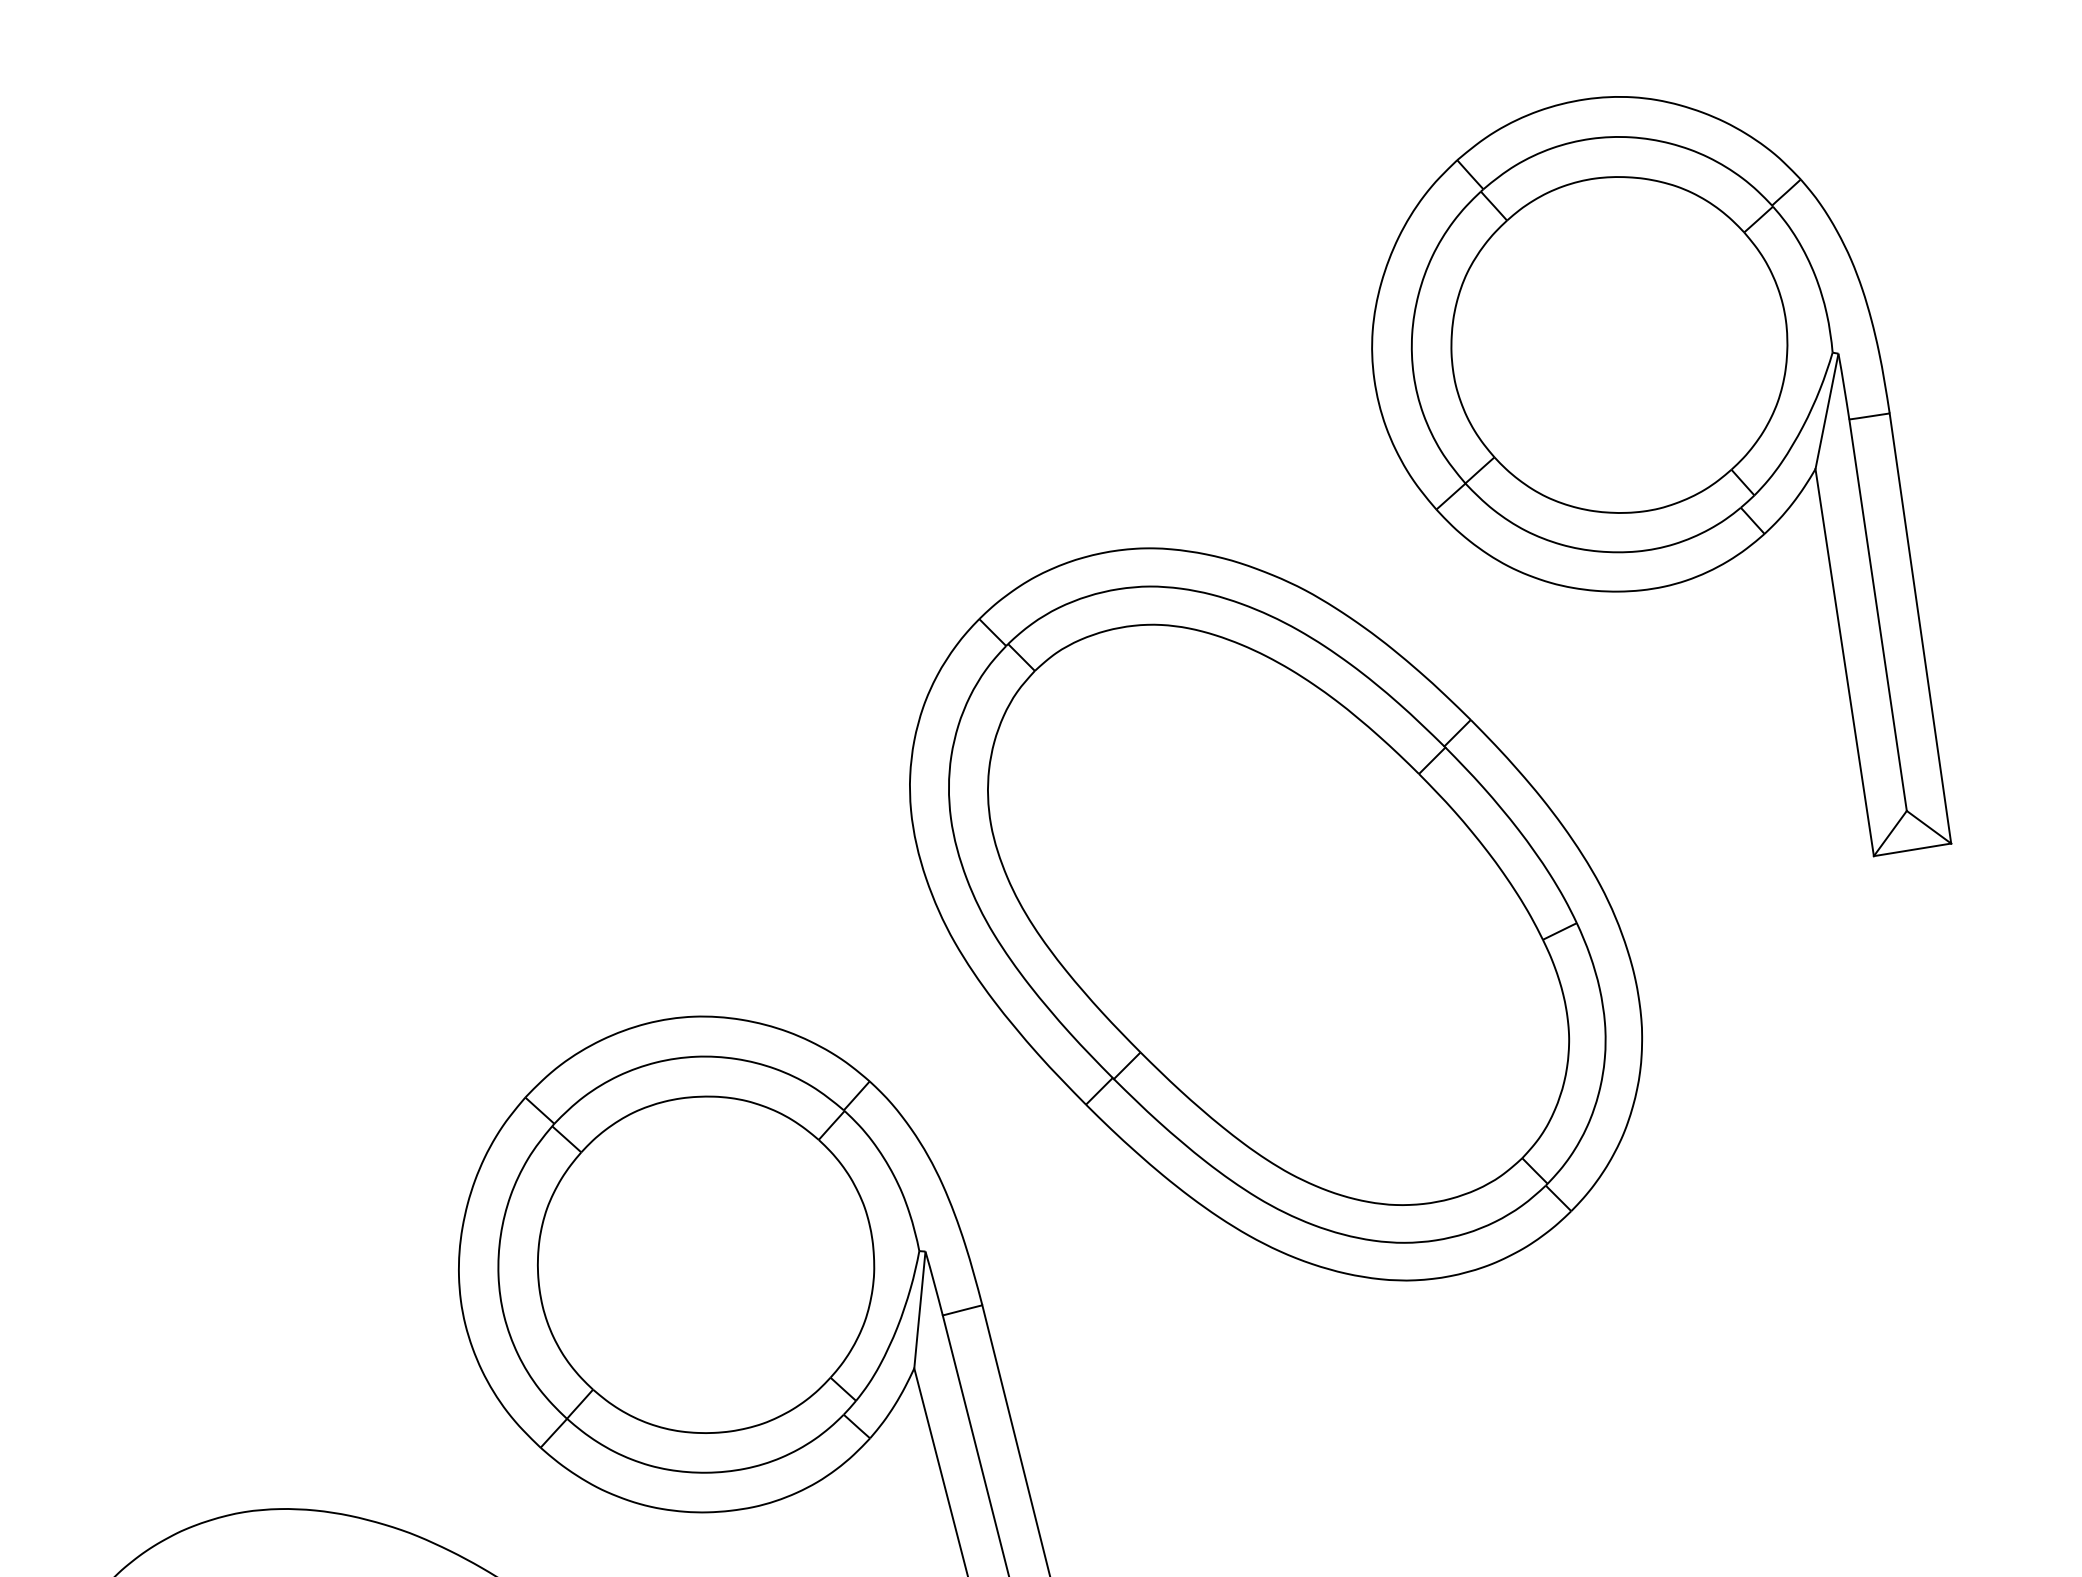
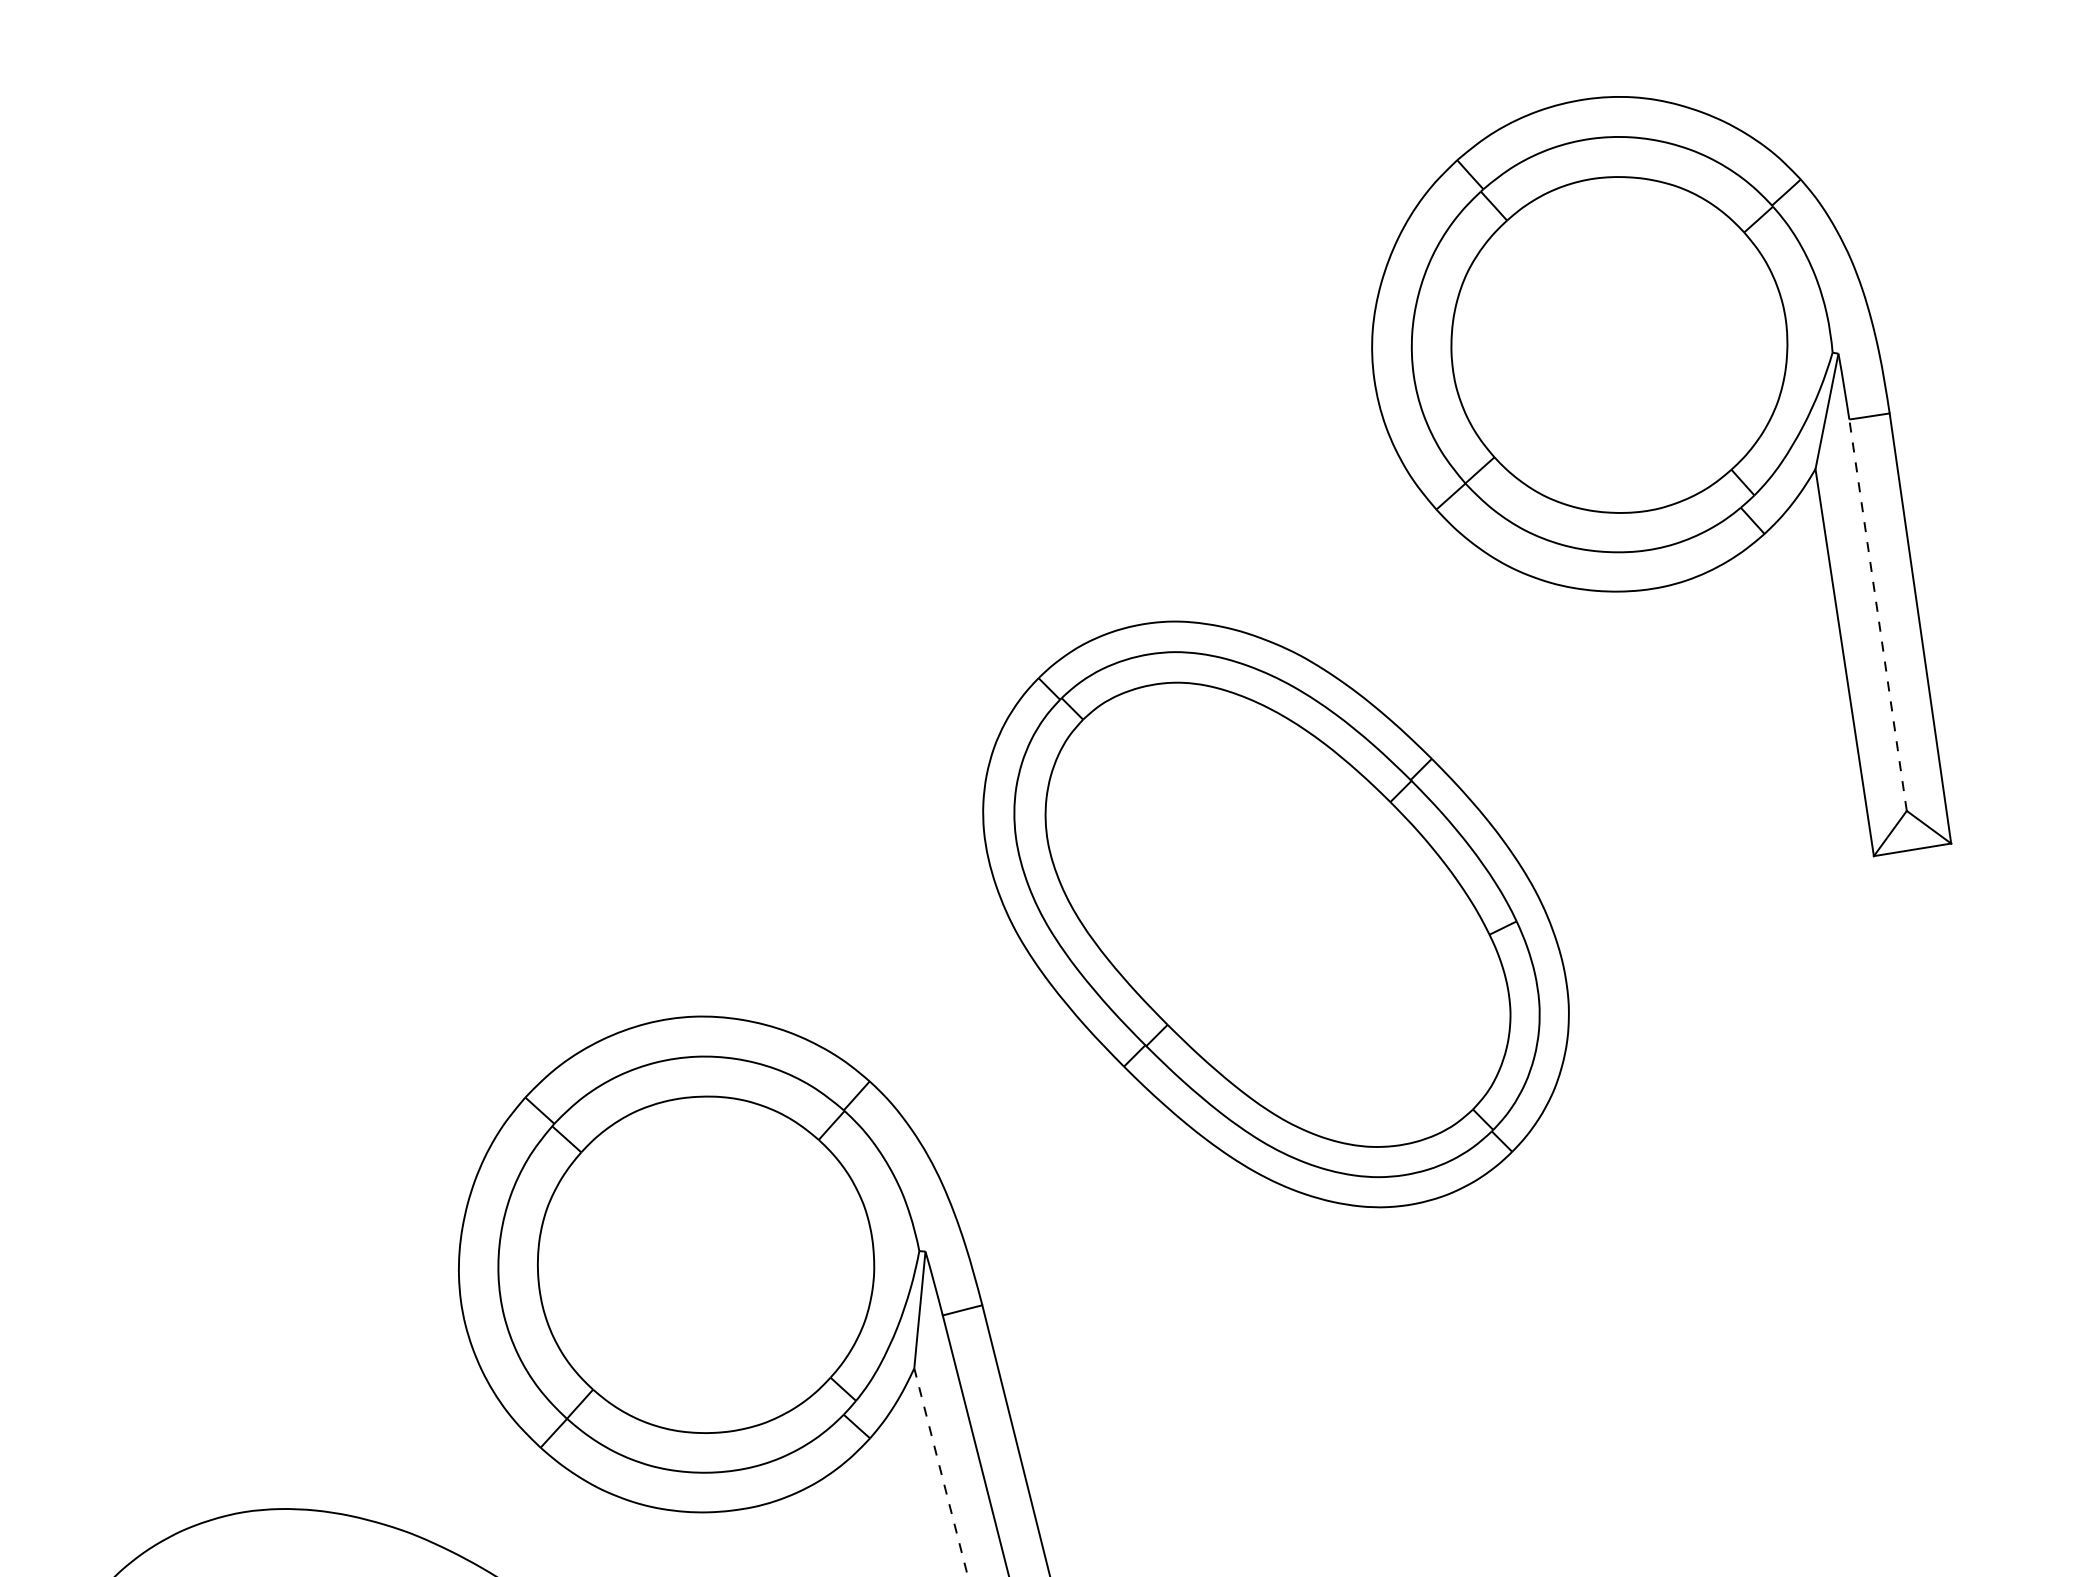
line: solid -> dashed (1878, 615)
part size: 734x735 px -> 588x589 px (1275, 914)
line: solid -> dashed (941, 1471)
